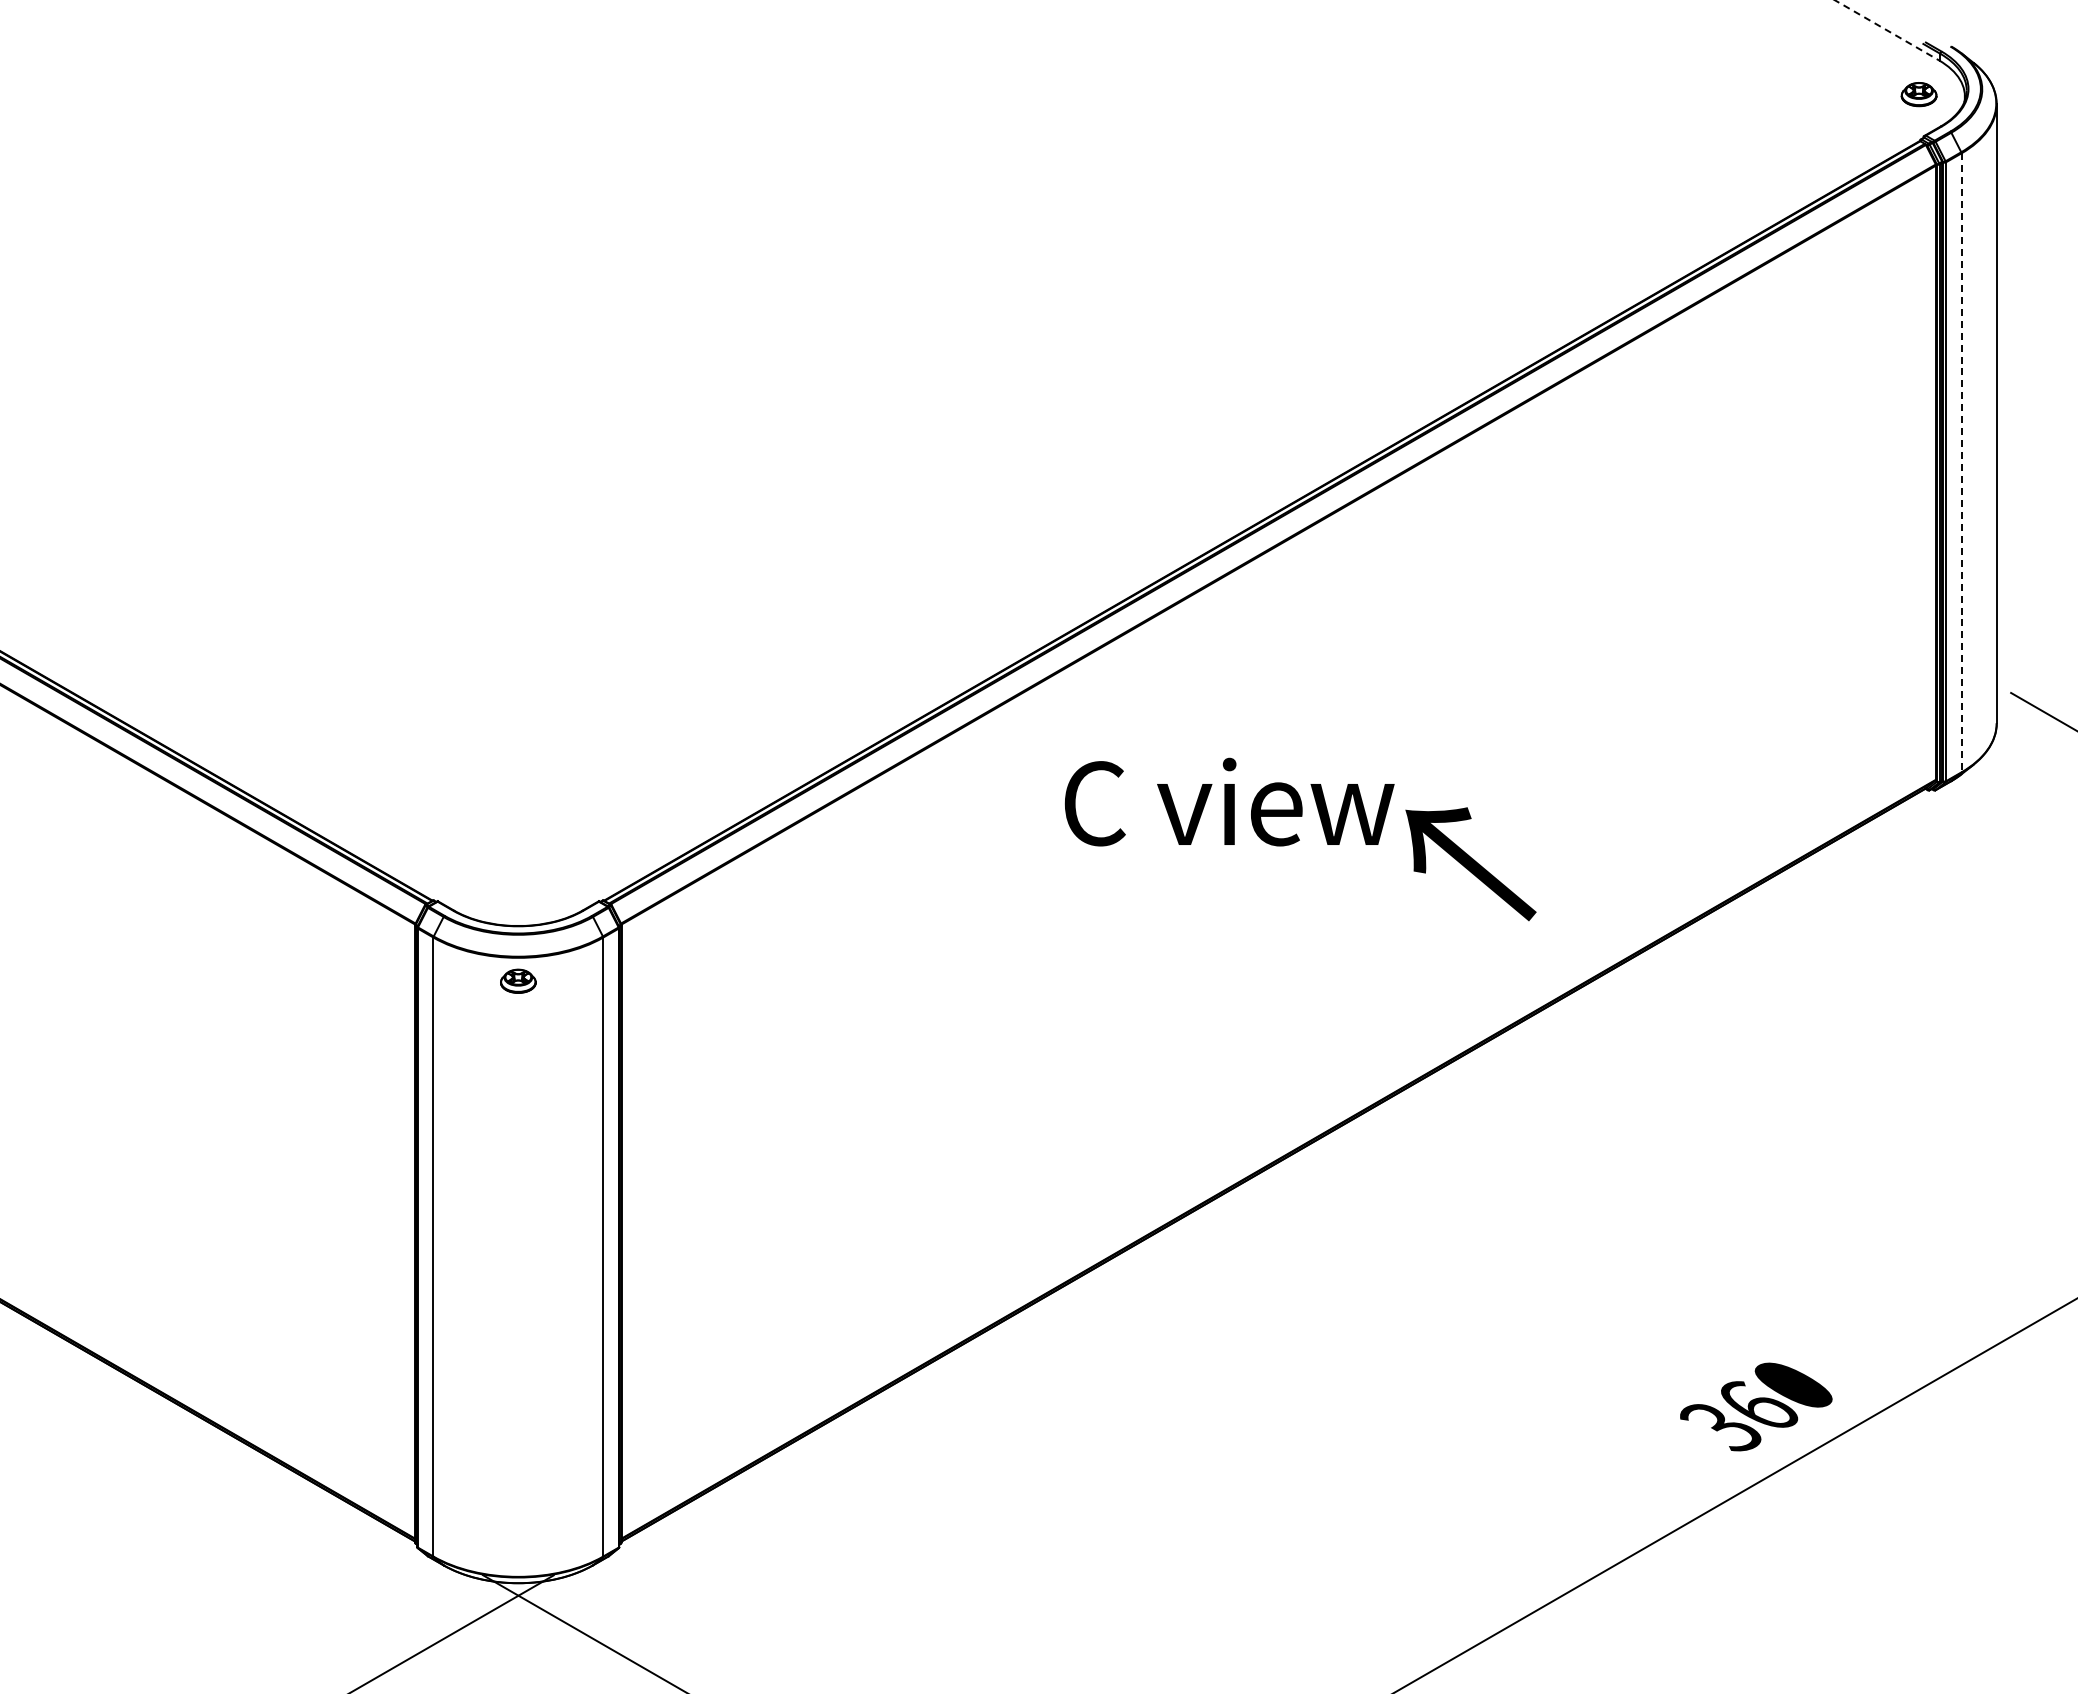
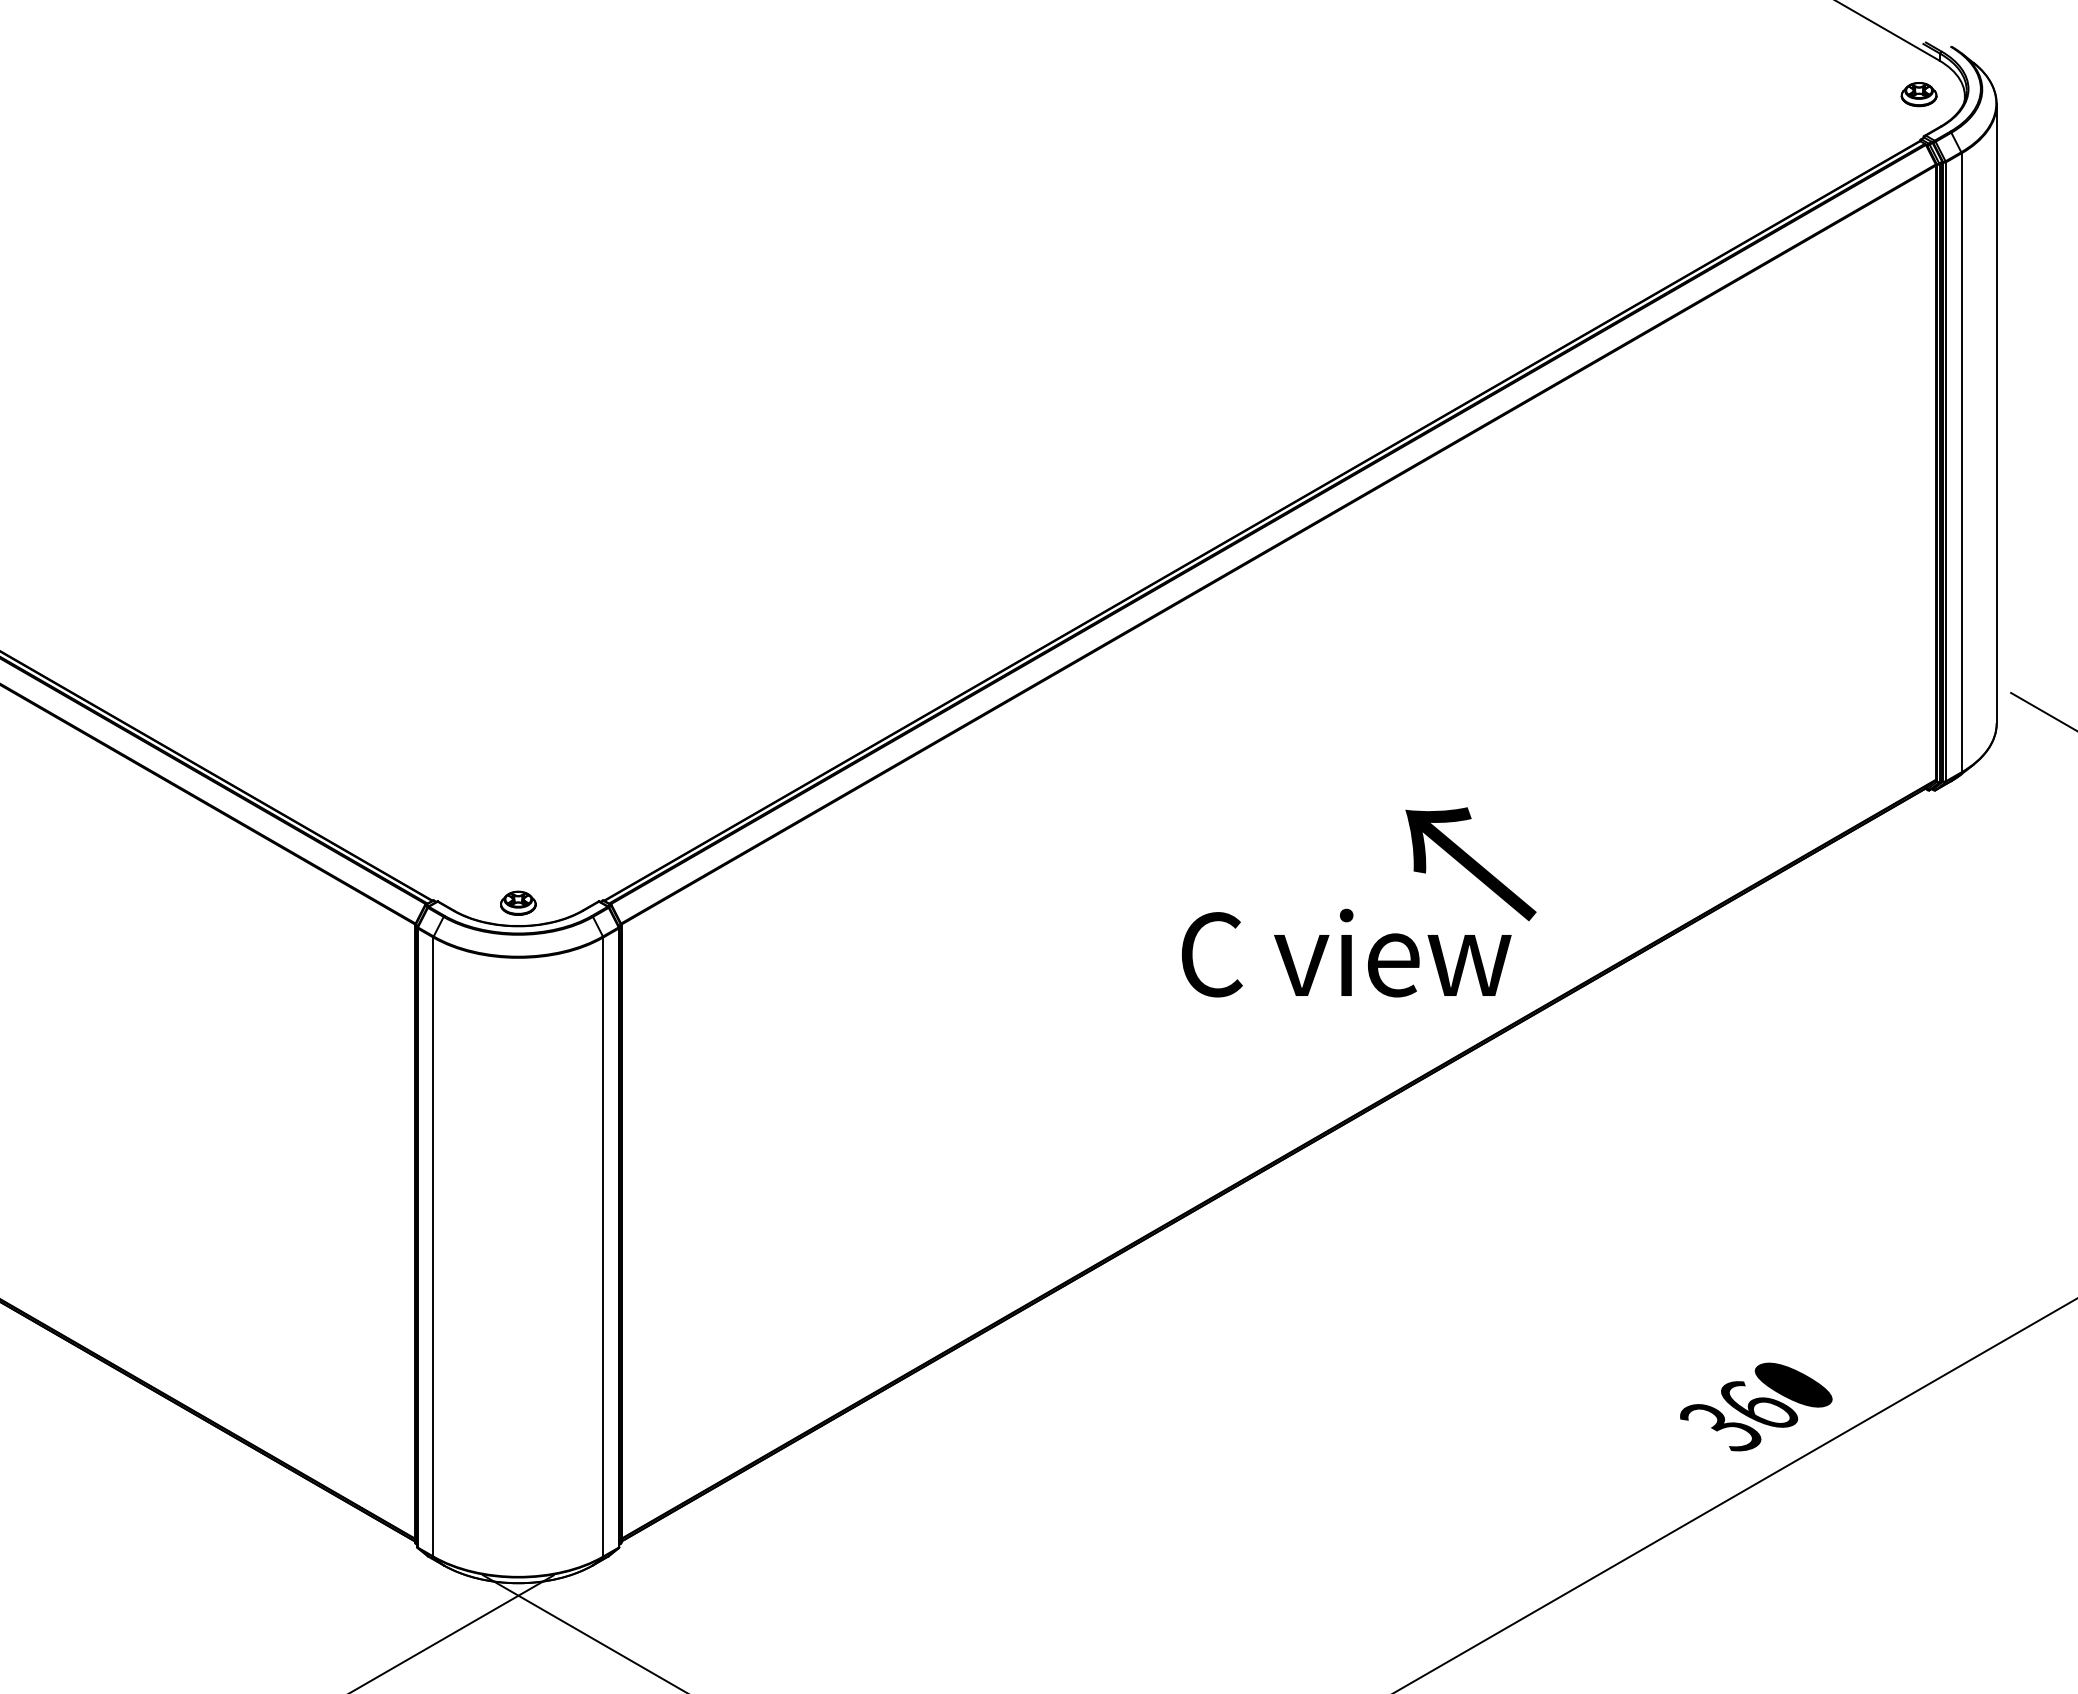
line: dashed -> solid (1887, 30)
line: dashed -> solid (1961, 463)
text position: (1229, 801) -> (1346, 952) (1346, 952)
part position: (518, 980) -> (518, 902) (518, 902)
